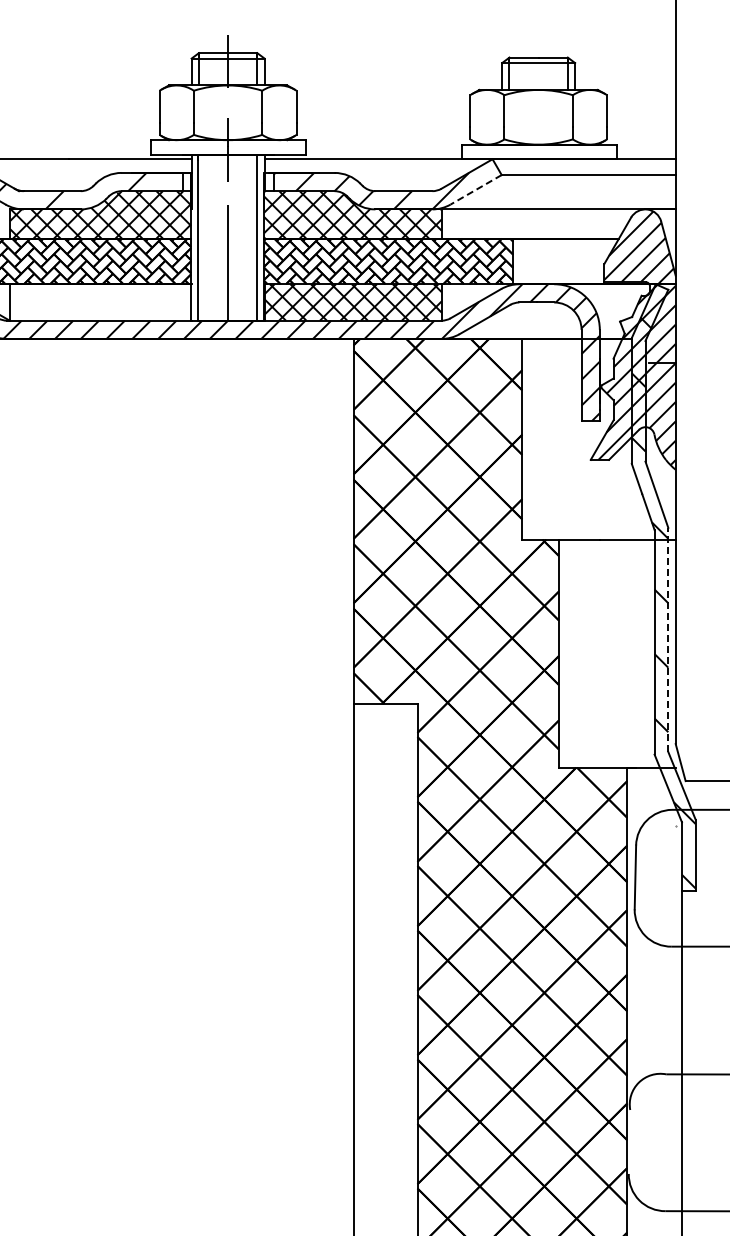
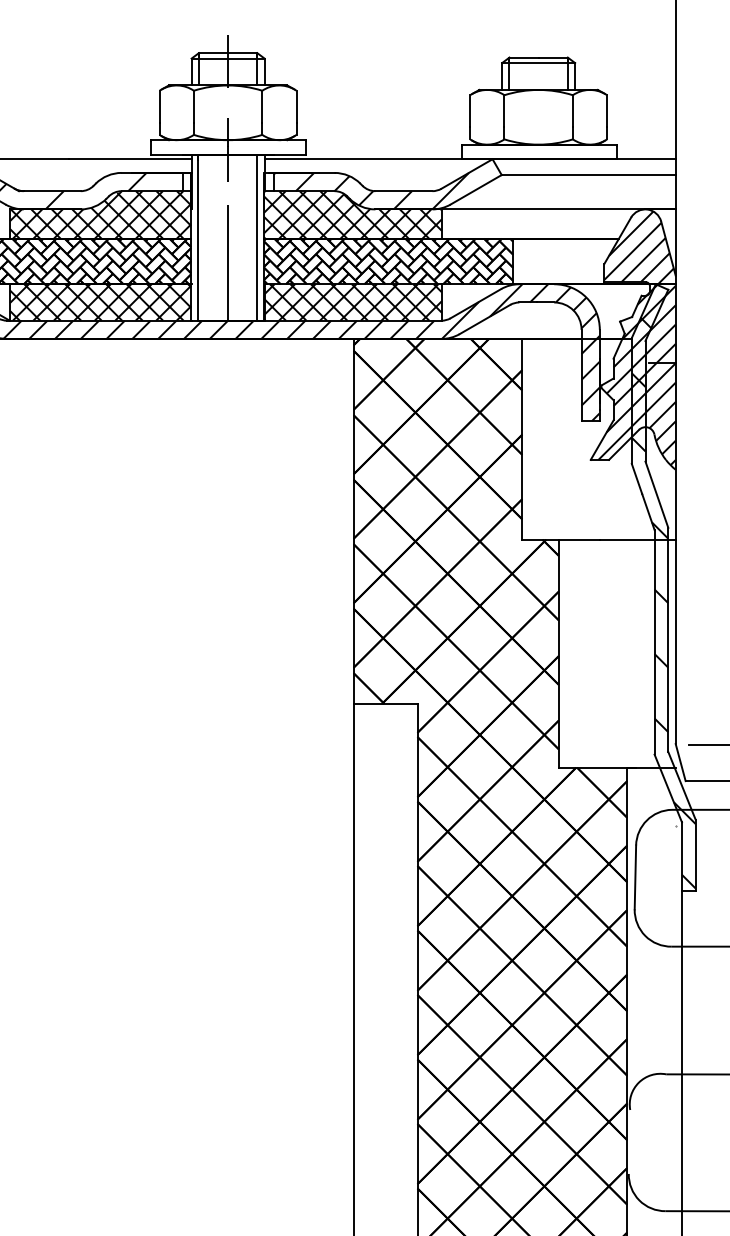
line: dashed -> solid (475, 190)
hatch: none -> present (100, 302)
line: dashed -> solid (668, 639)
line: none -> present (707, 744)
